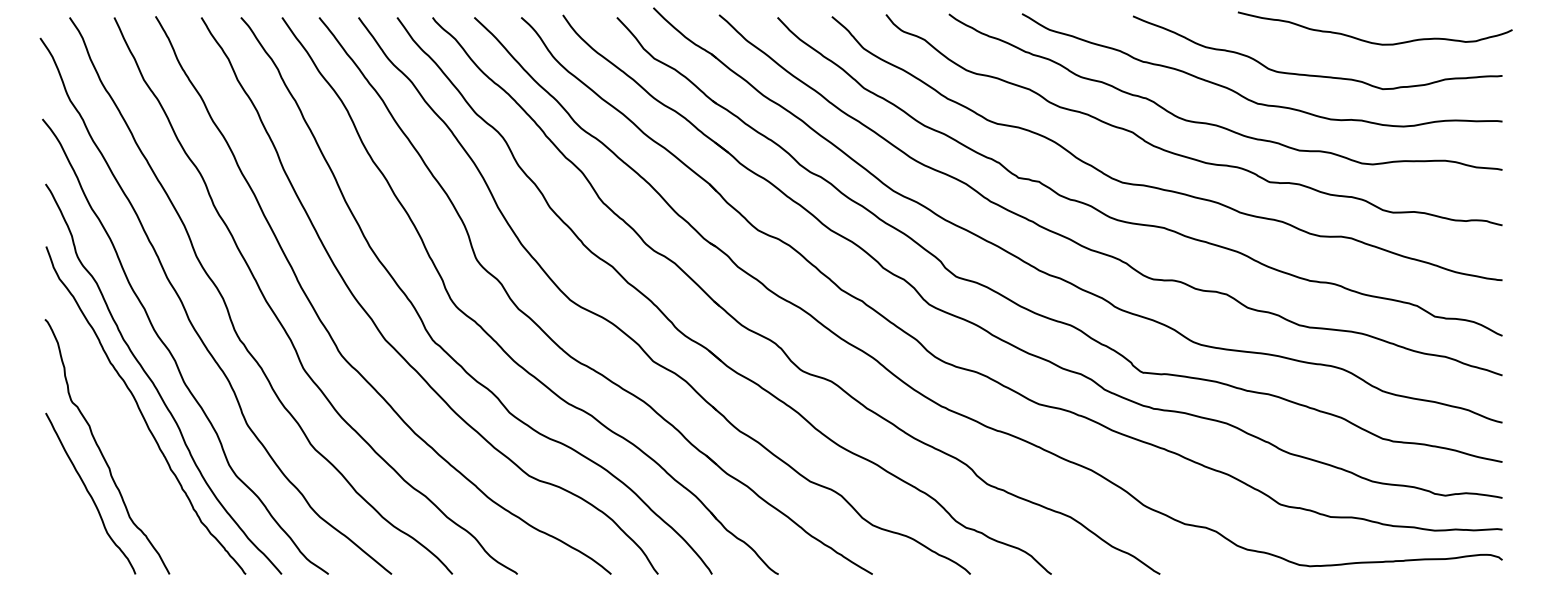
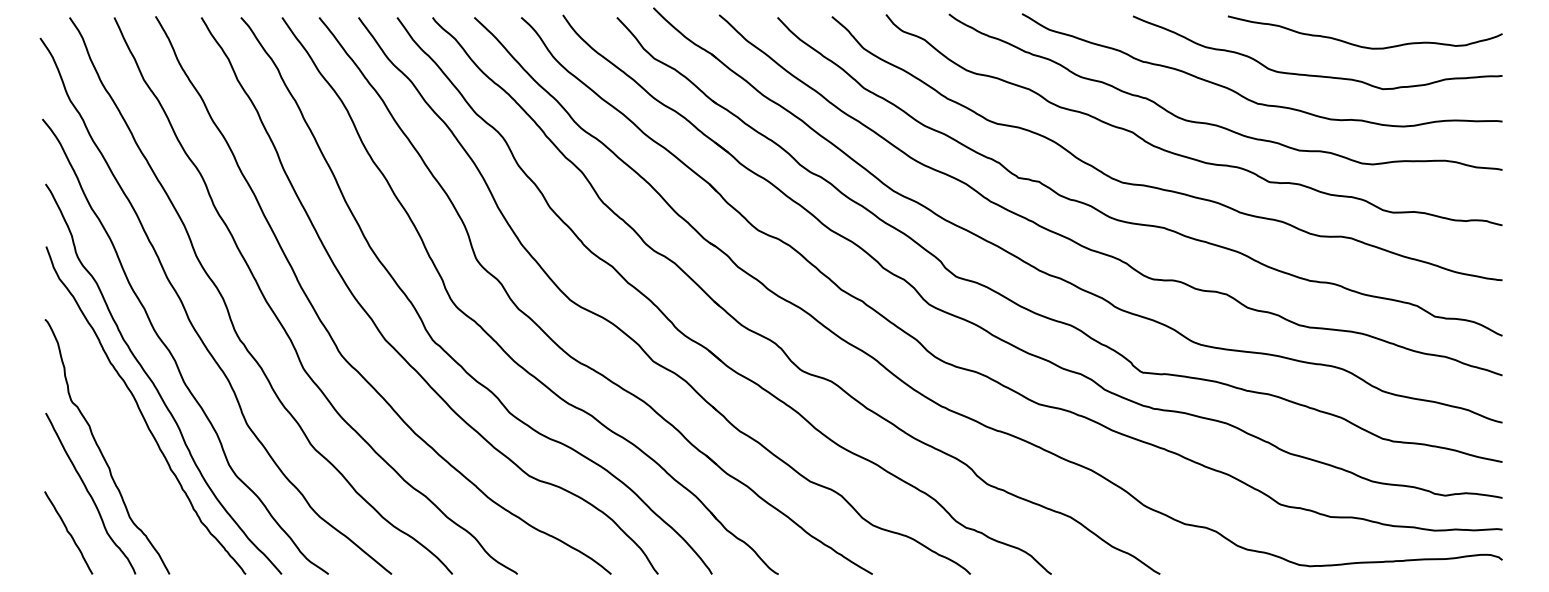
curve position: (1370, 41) -> (1360, 45) (1360, 45)
curve: none -> present (68, 532)
